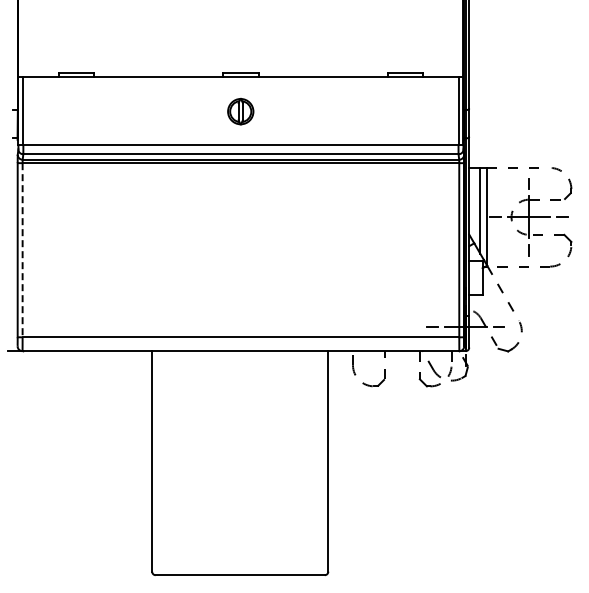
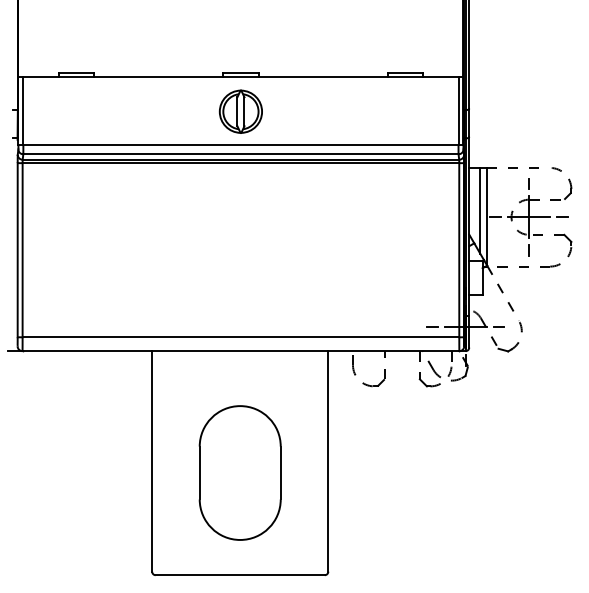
part size: 28x29 px -> 45x45 px (240, 111)
line: dashed -> solid (22, 250)
part: none -> present (239, 472)
